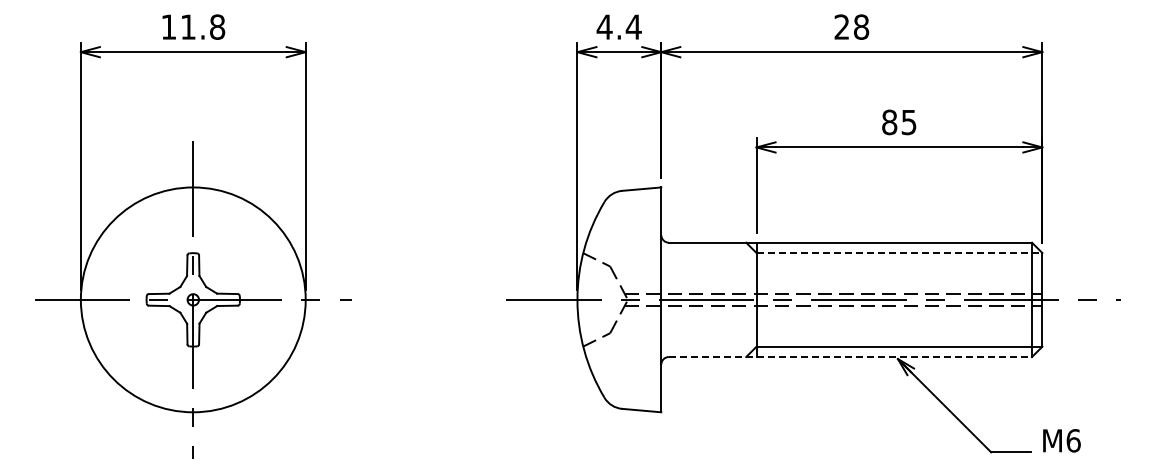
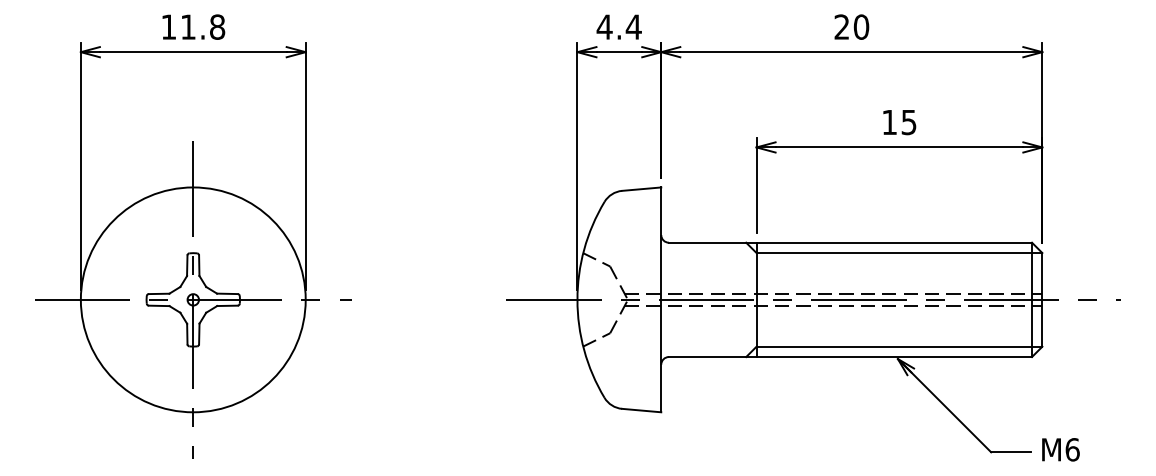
text: 28 -> 20 (861, 26)
text: 85 -> 15 (889, 122)
line: dashed -> solid (899, 253)
line: dashed -> solid (850, 357)
text position: (1061, 440) -> (1060, 449) (1060, 449)
